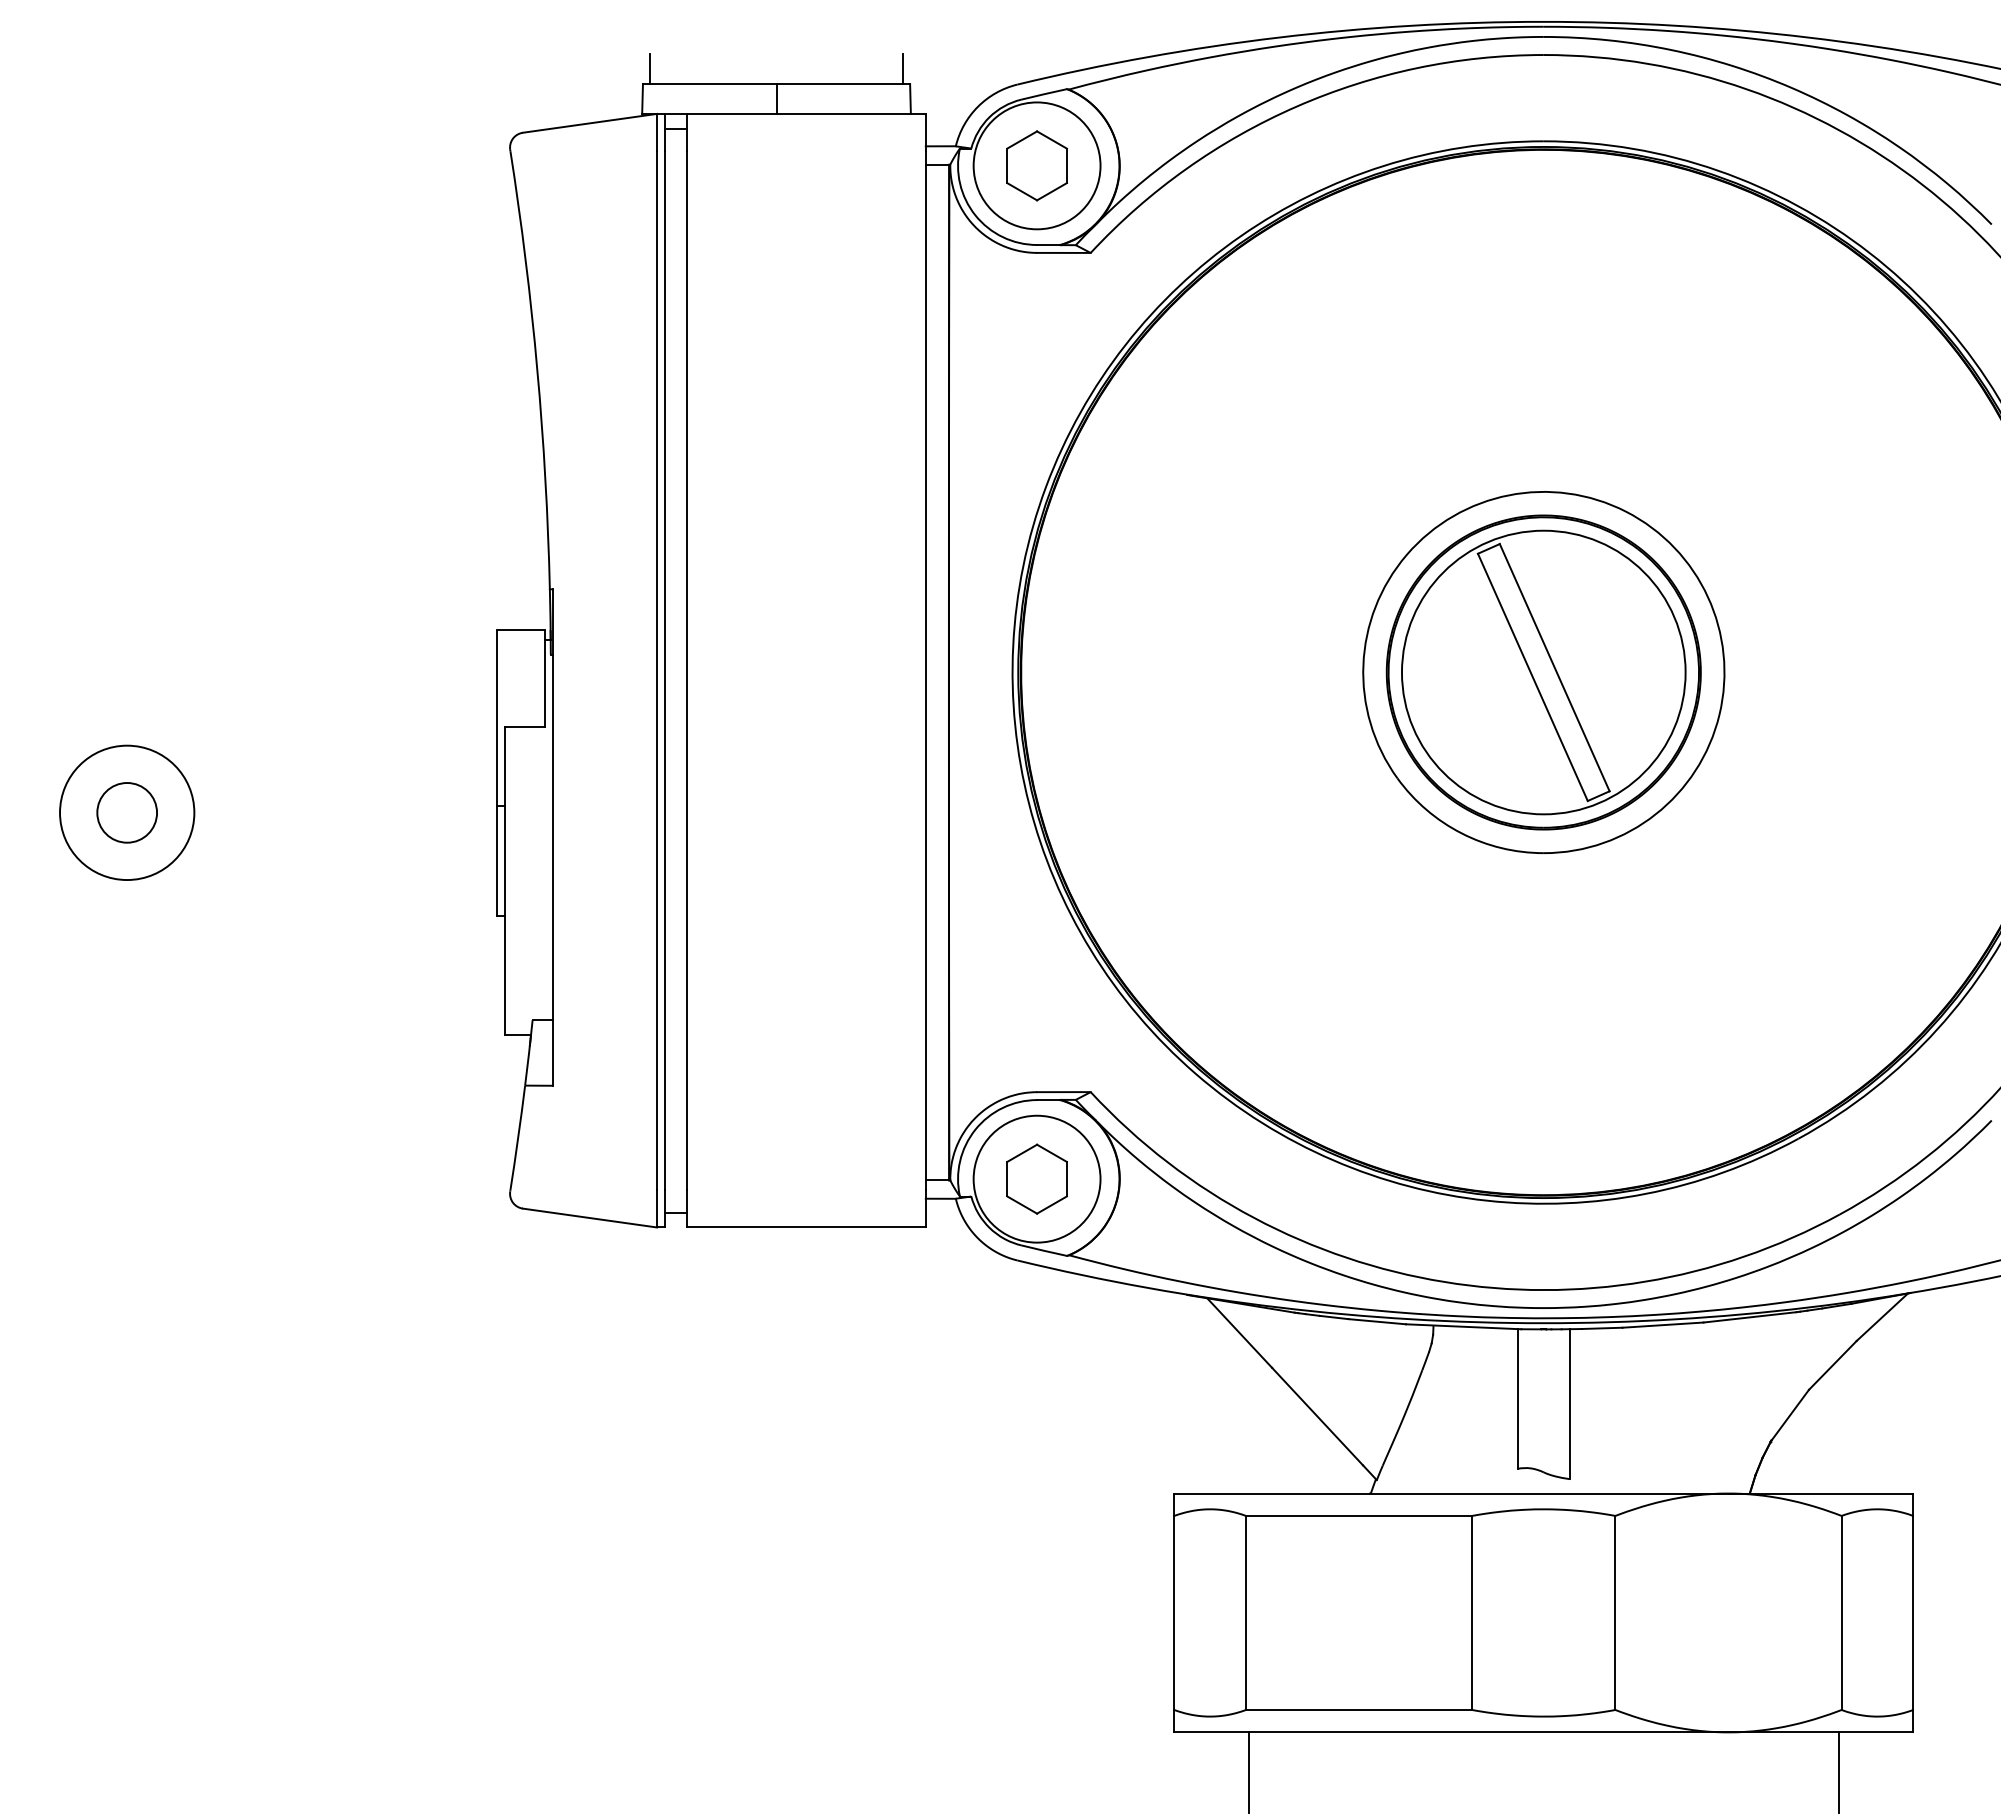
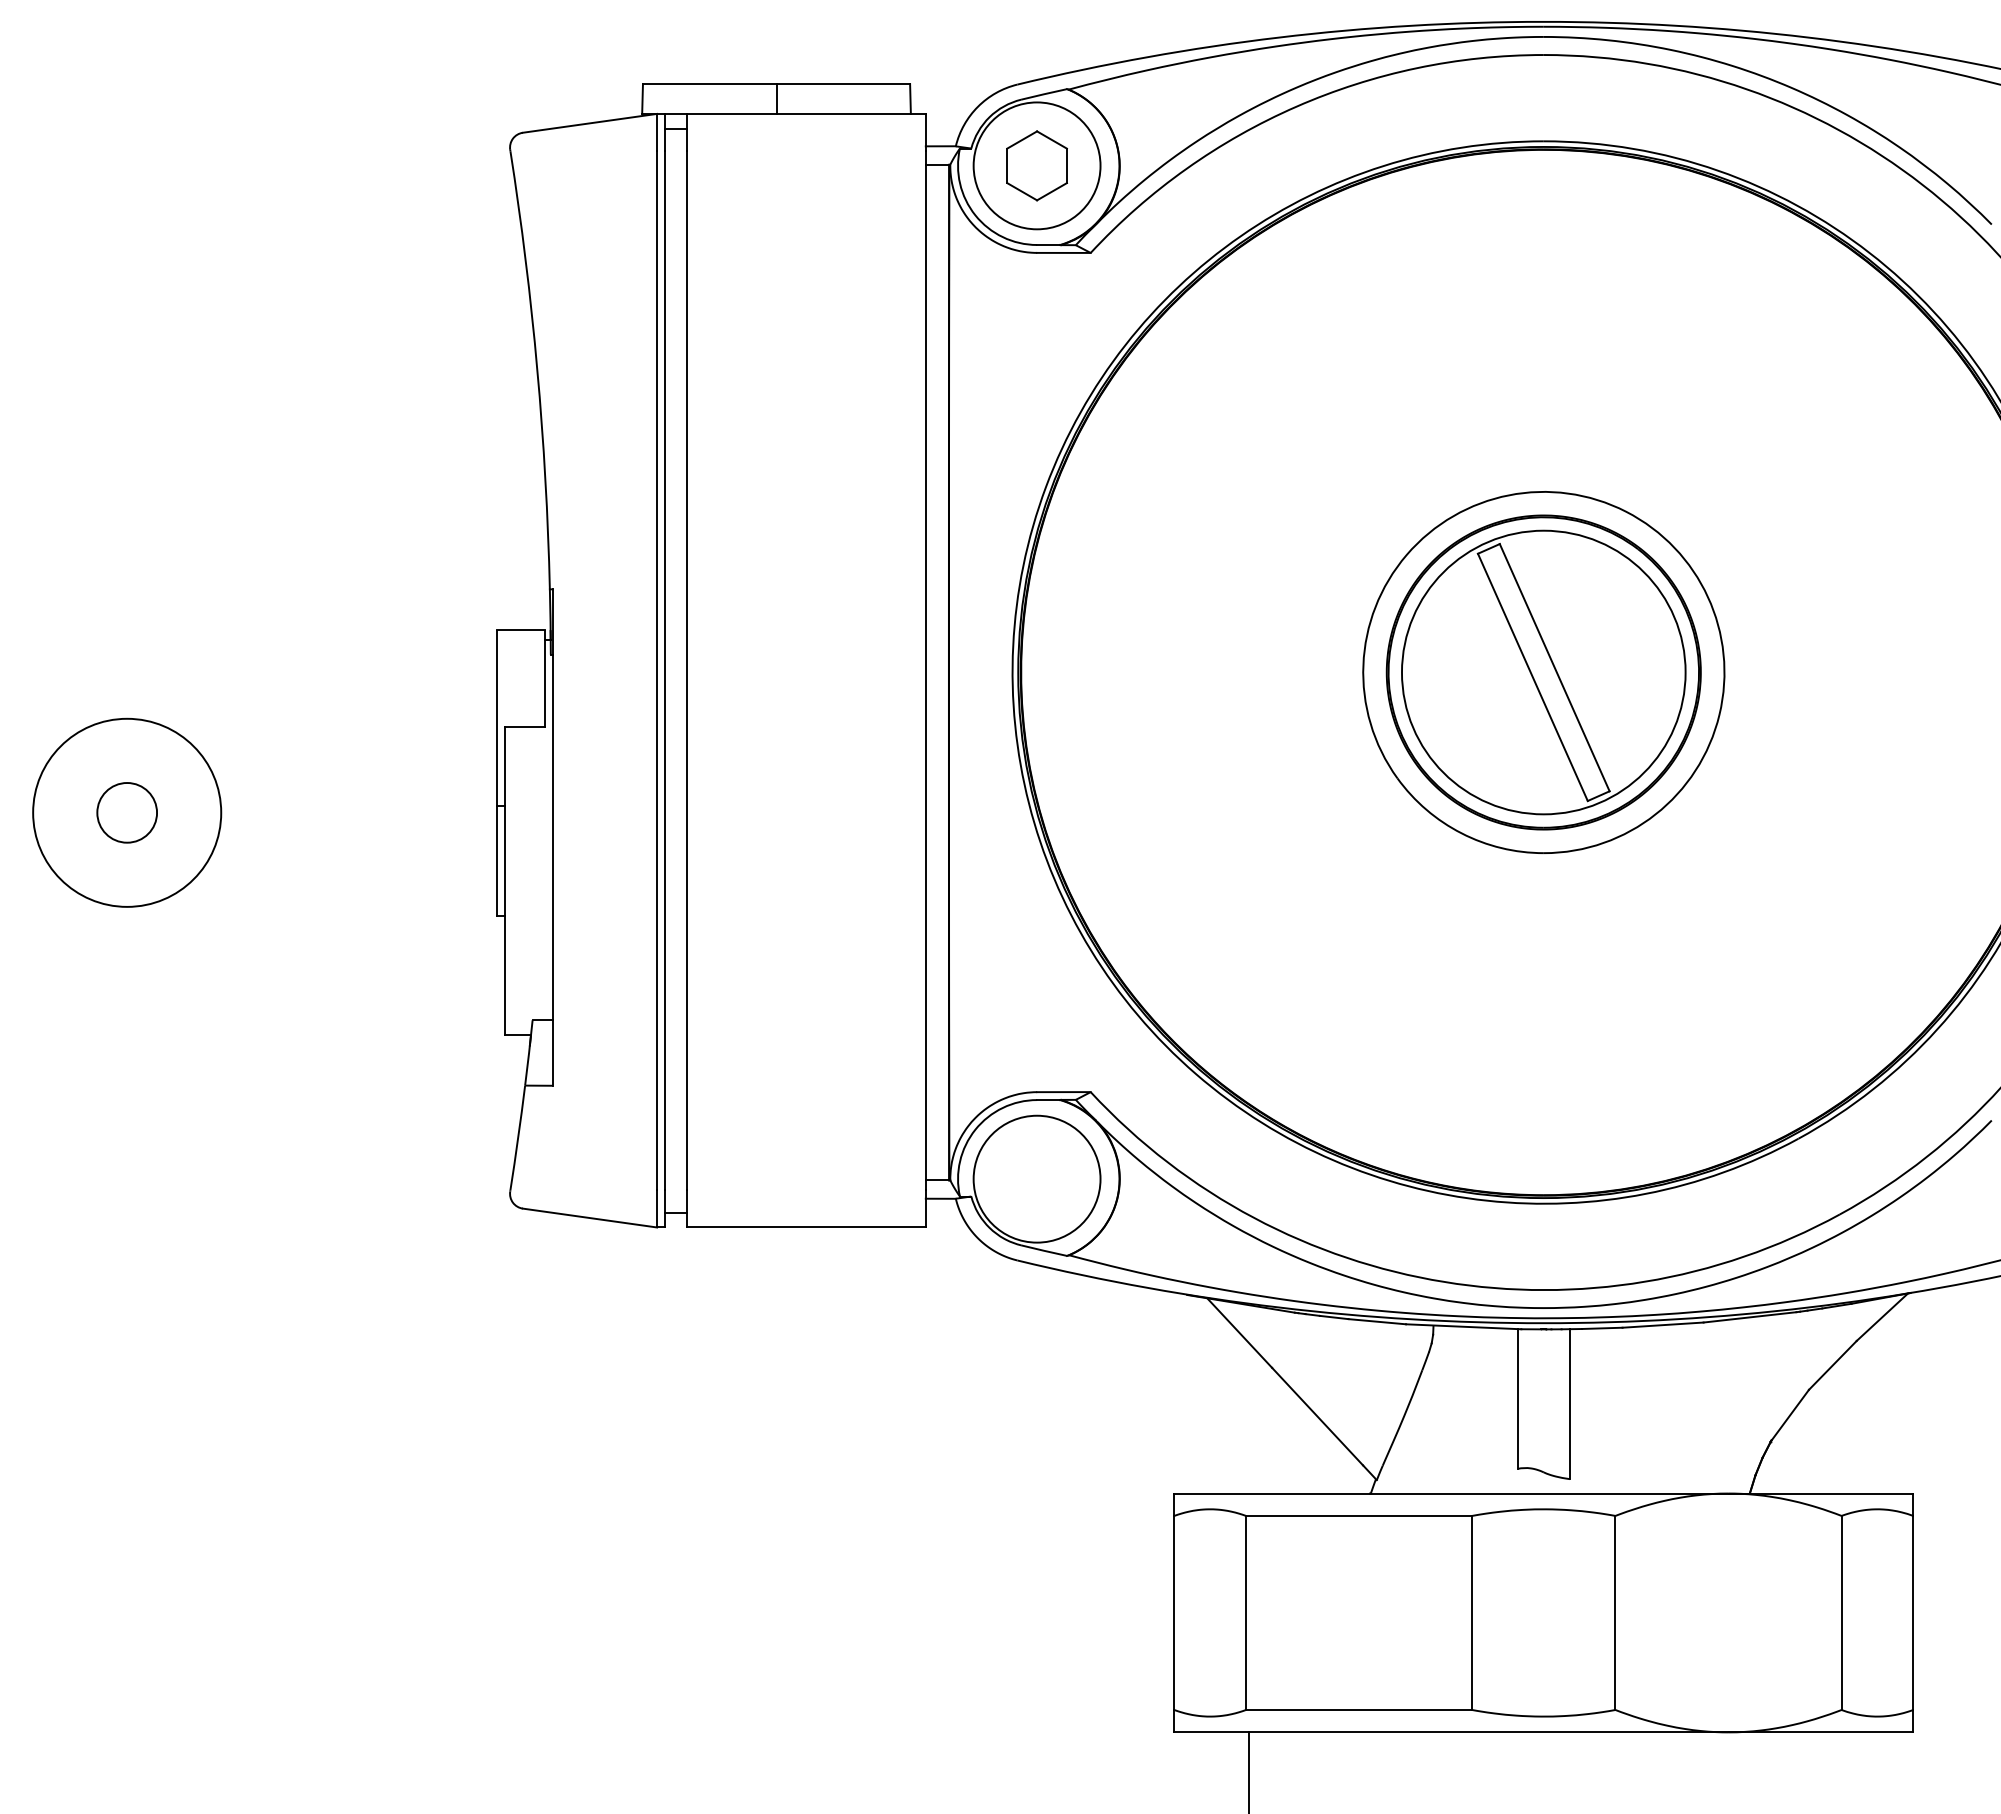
line: present -> none (649, 69)
line: present -> none (903, 69)
circle diameter: 134 px -> 188 px (127, 812)
part: present -> none (1036, 1178)
line: present -> none (1838, 1771)
